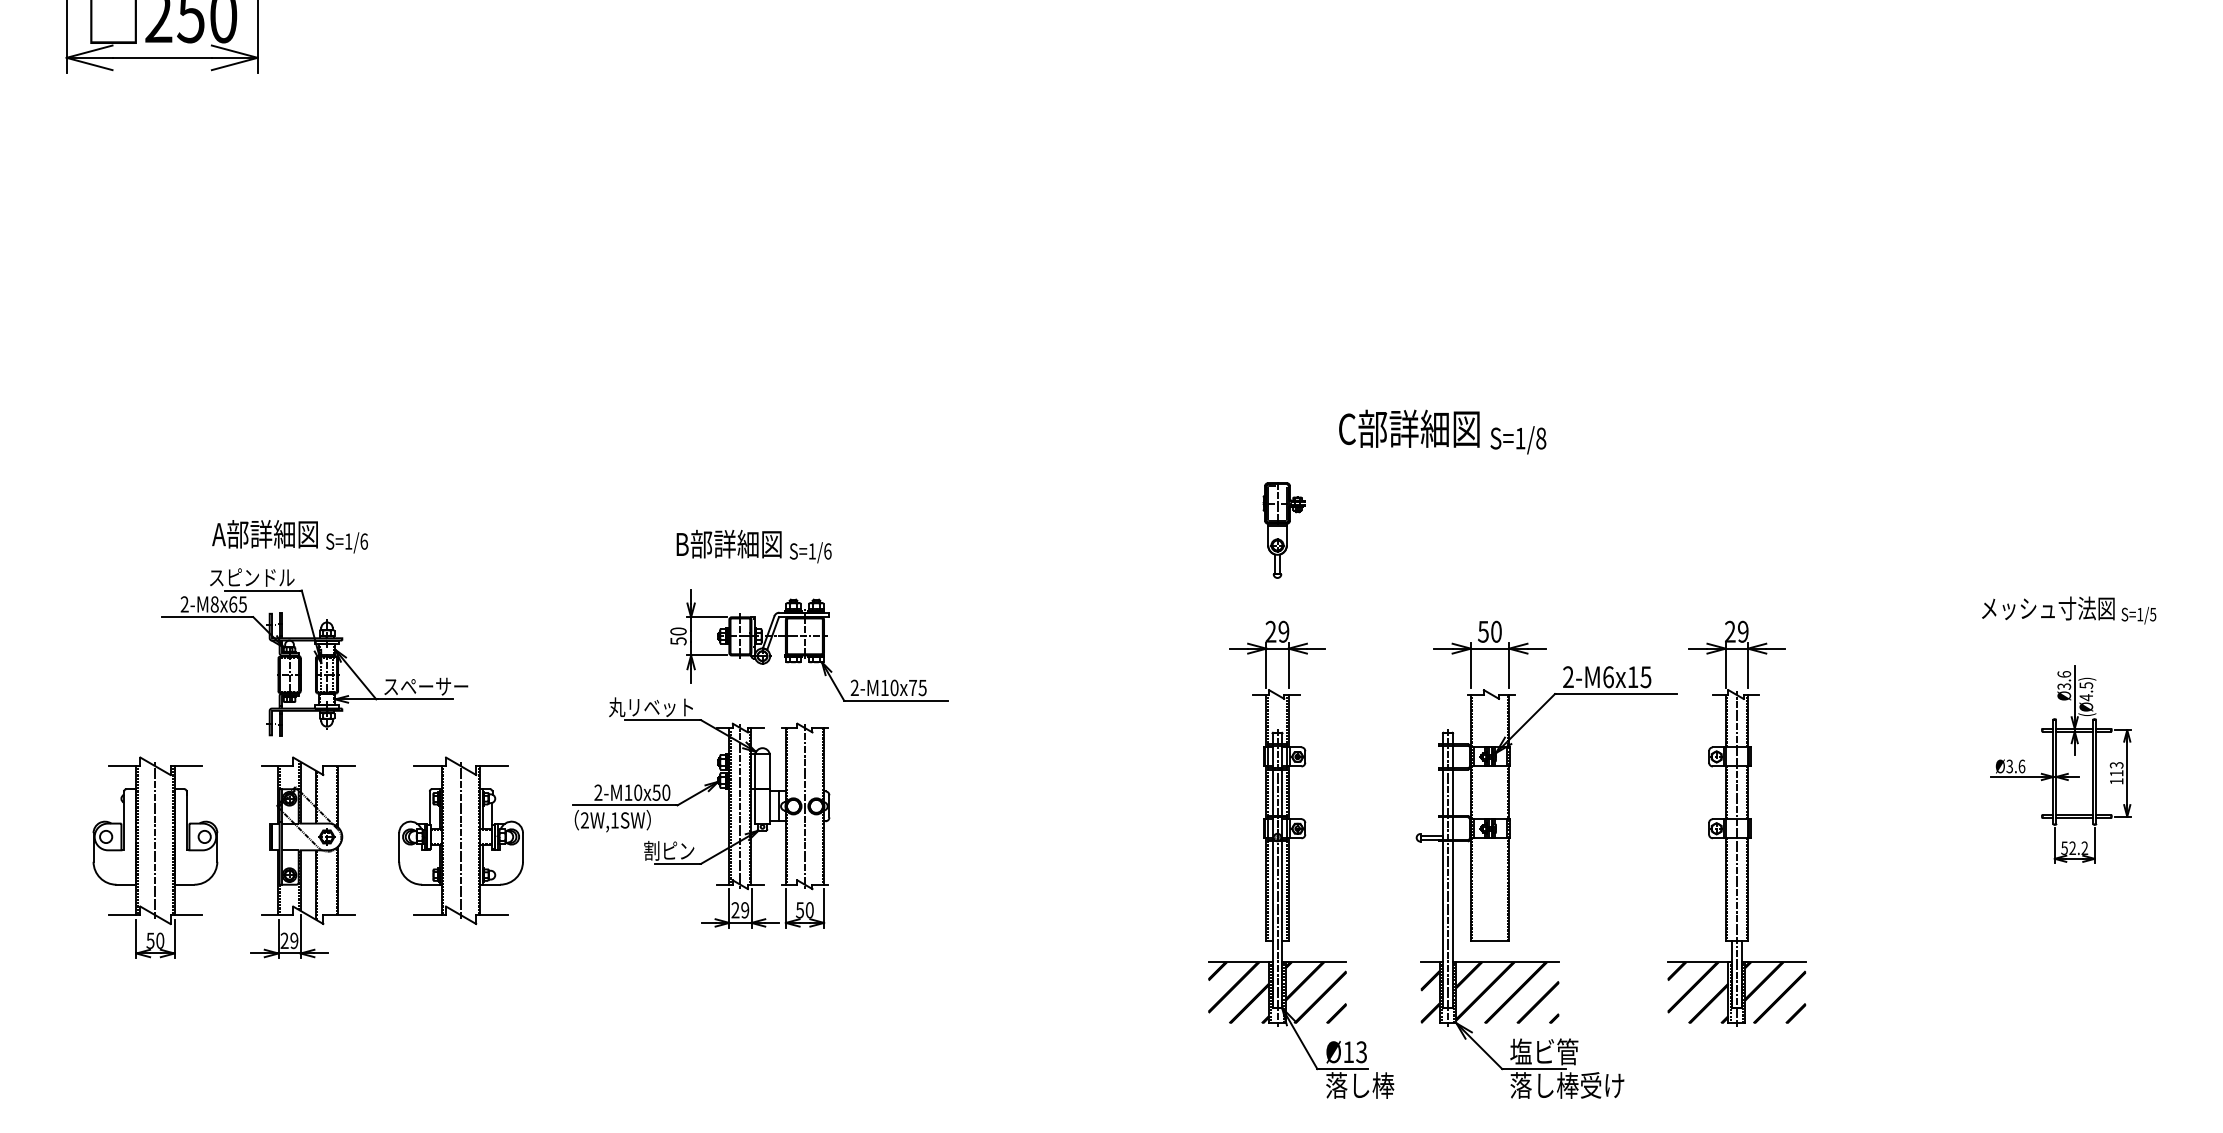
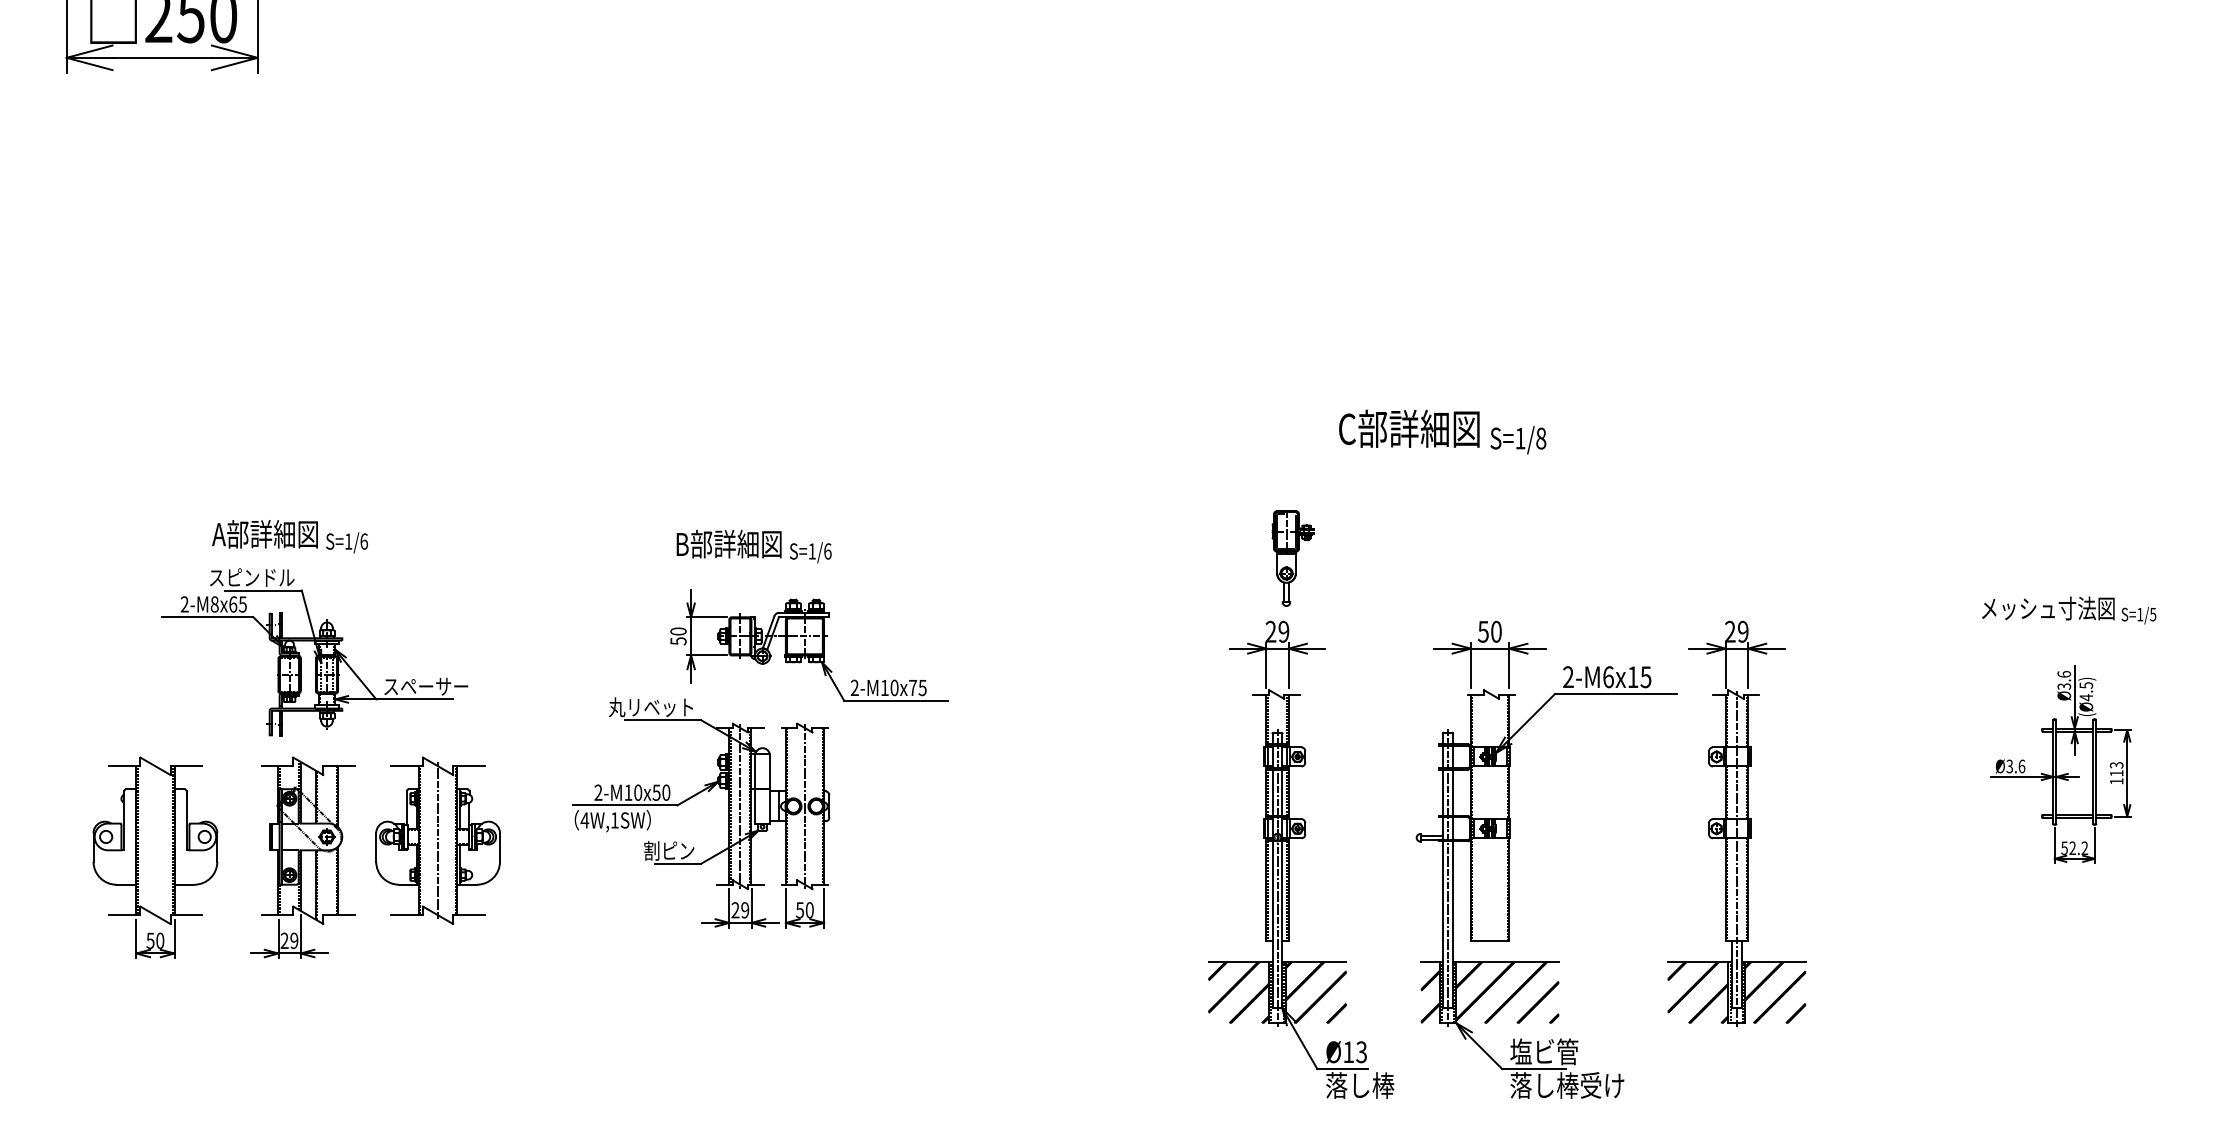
part position: (1283, 530) -> (1292, 558) (1292, 558)
text: 2W,1SW -> 4W,1SW (584, 820)
line: present -> none (155, 840)
part position: (460, 840) -> (437, 840) (437, 840)
